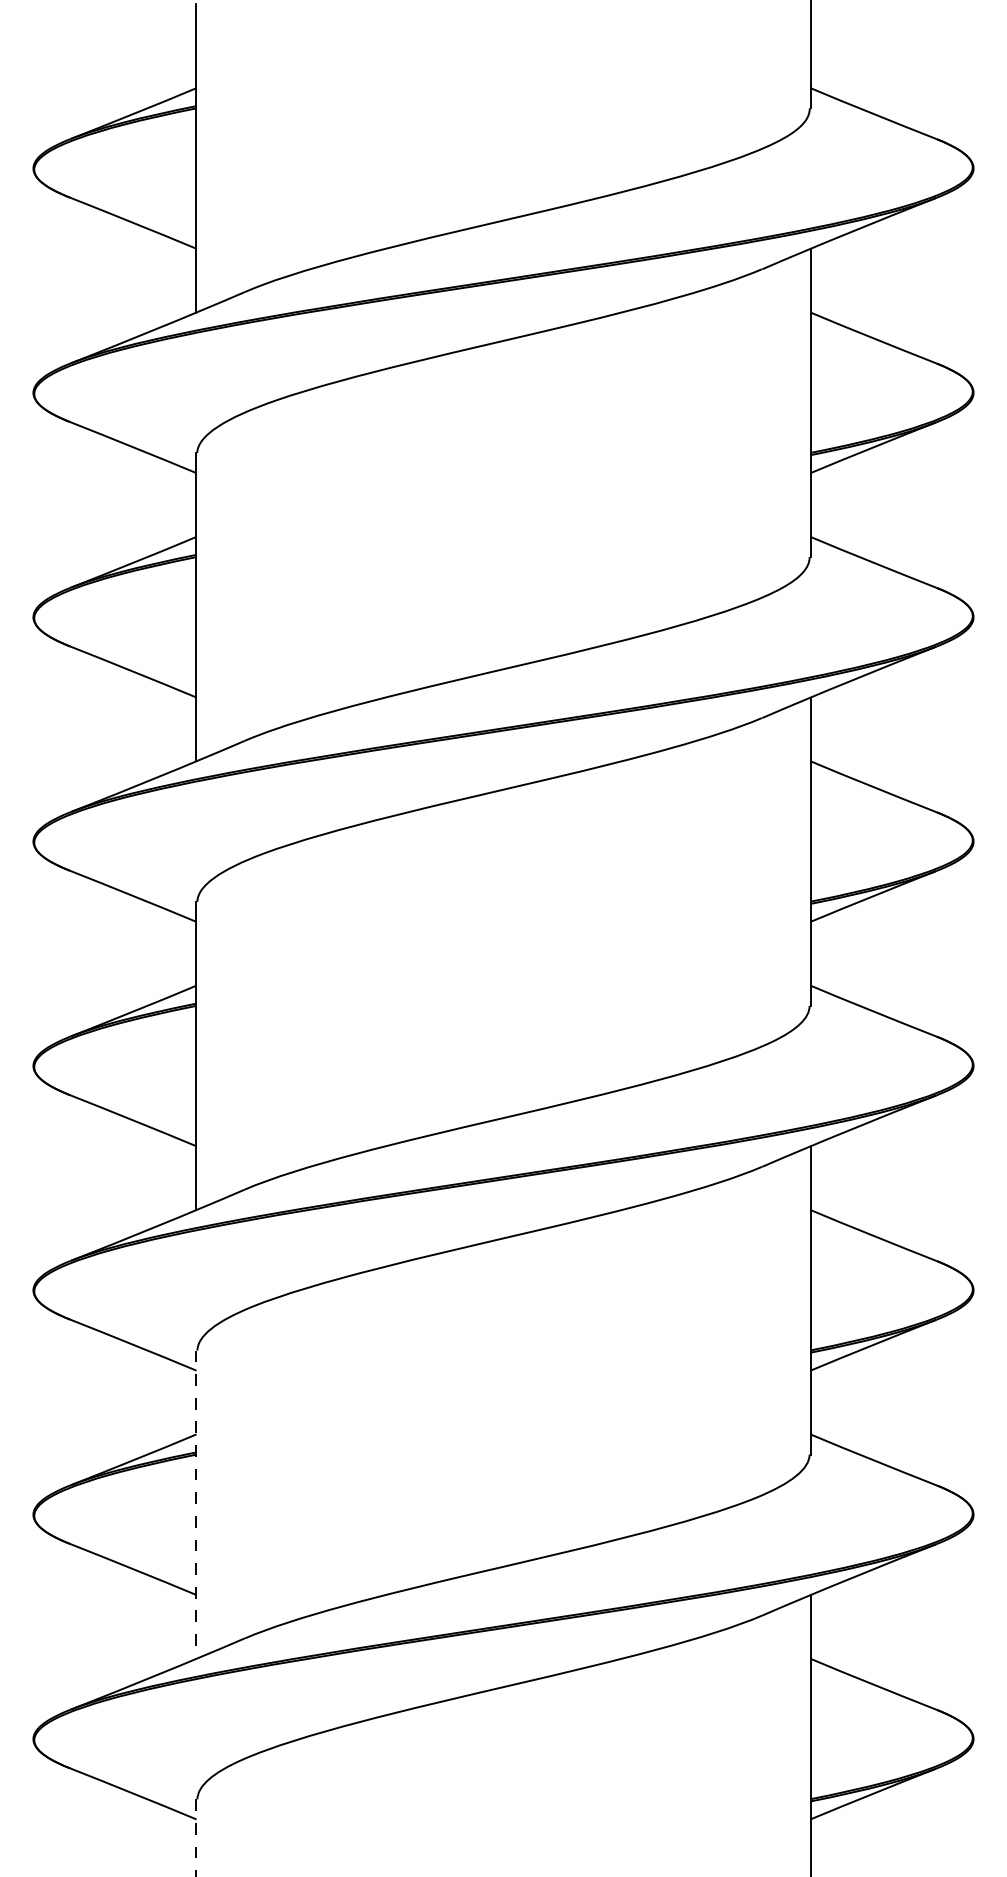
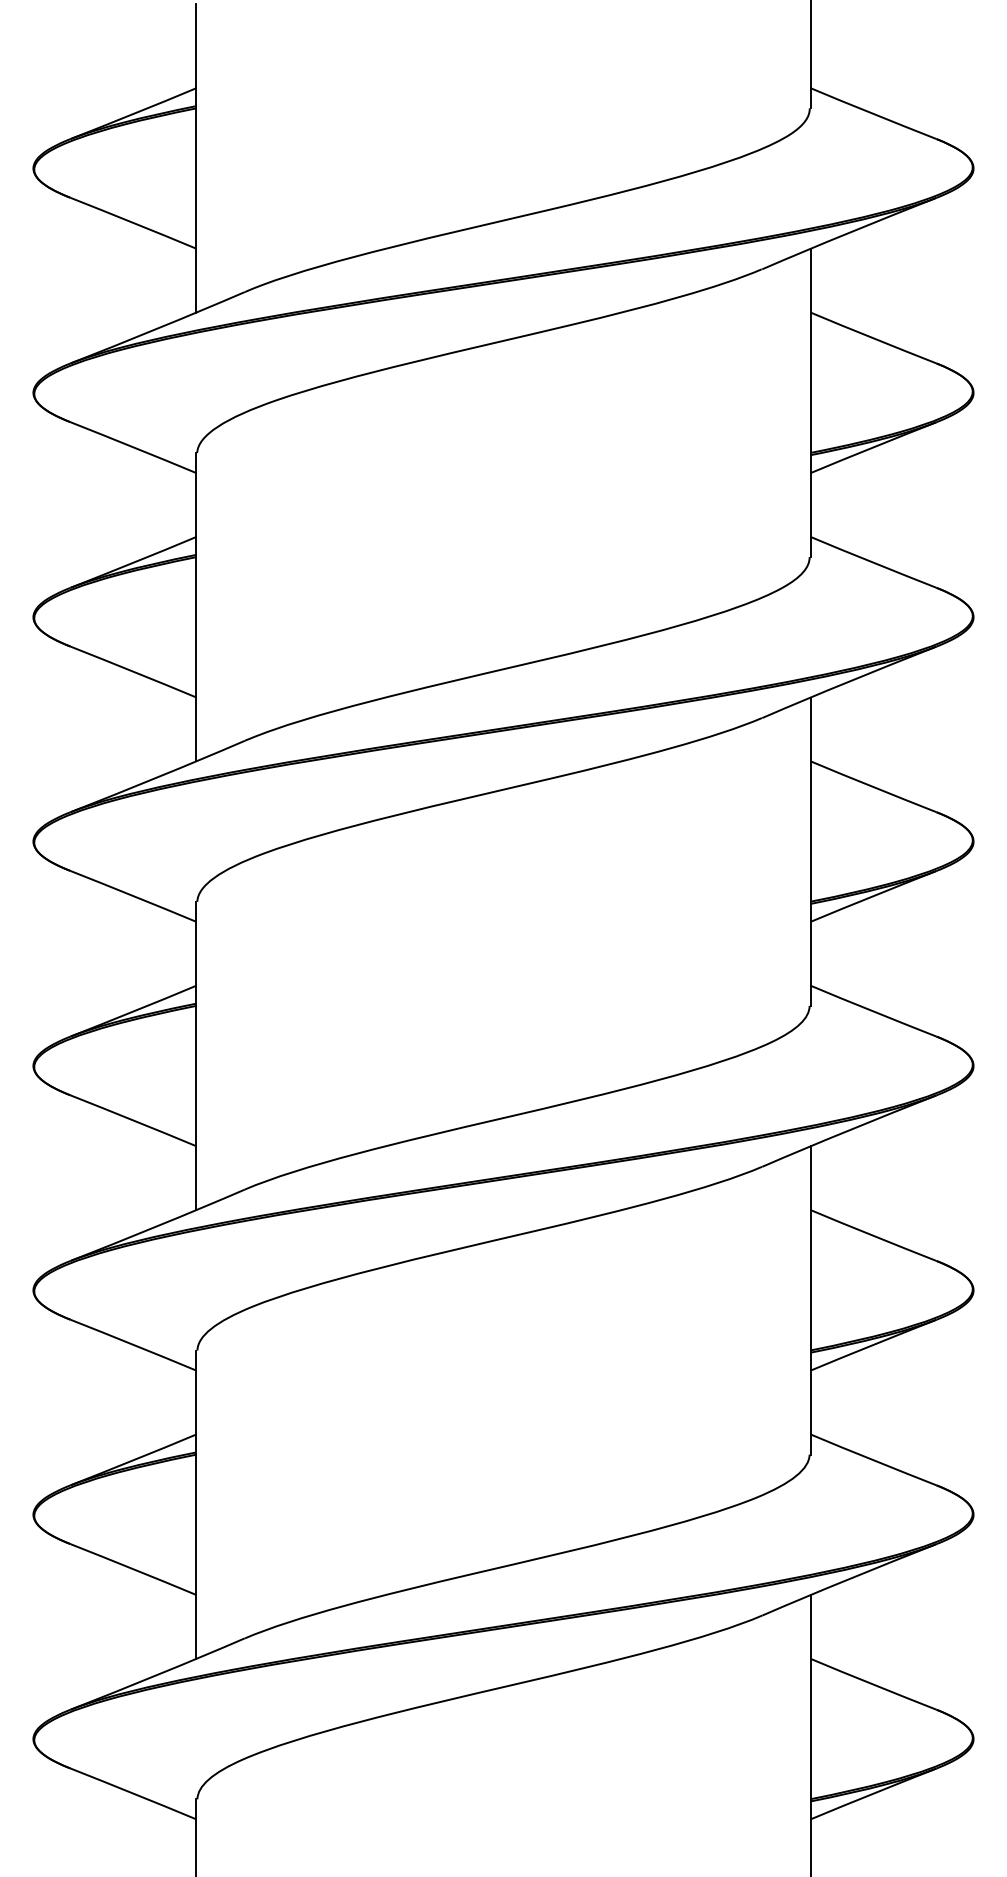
line: dashed -> solid (196, 1505)
line: dashed -> solid (196, 1838)
